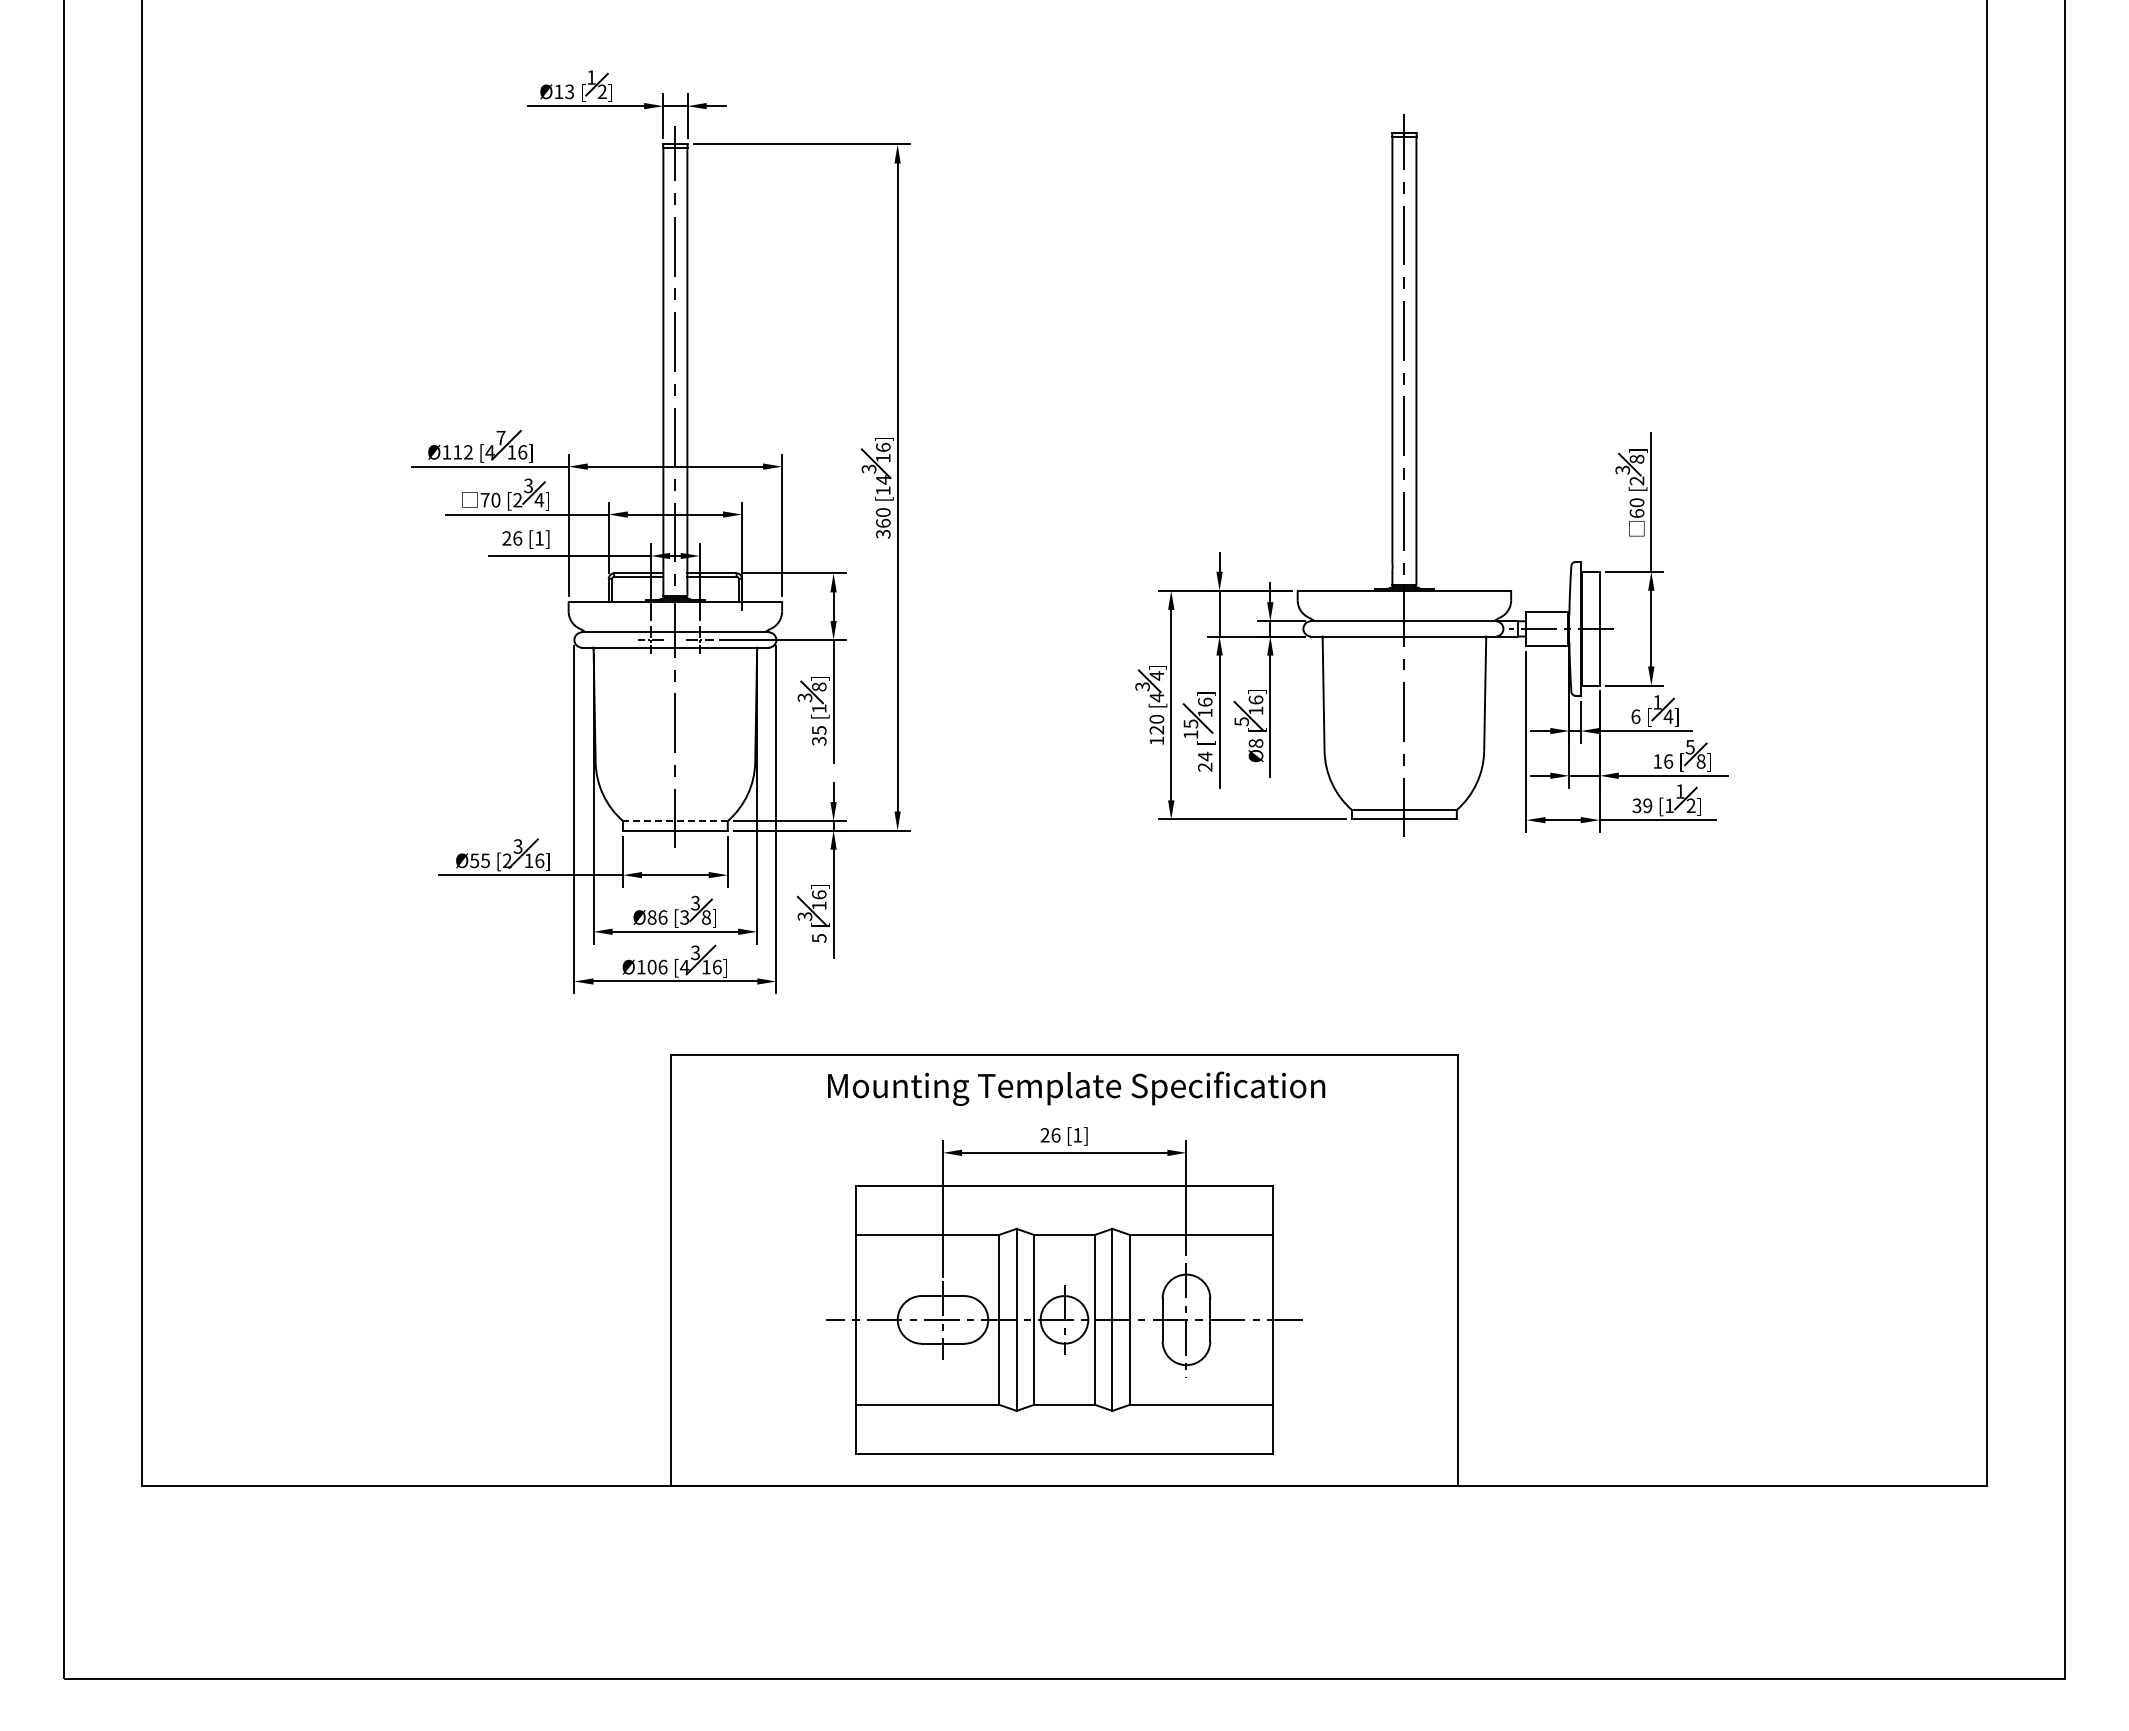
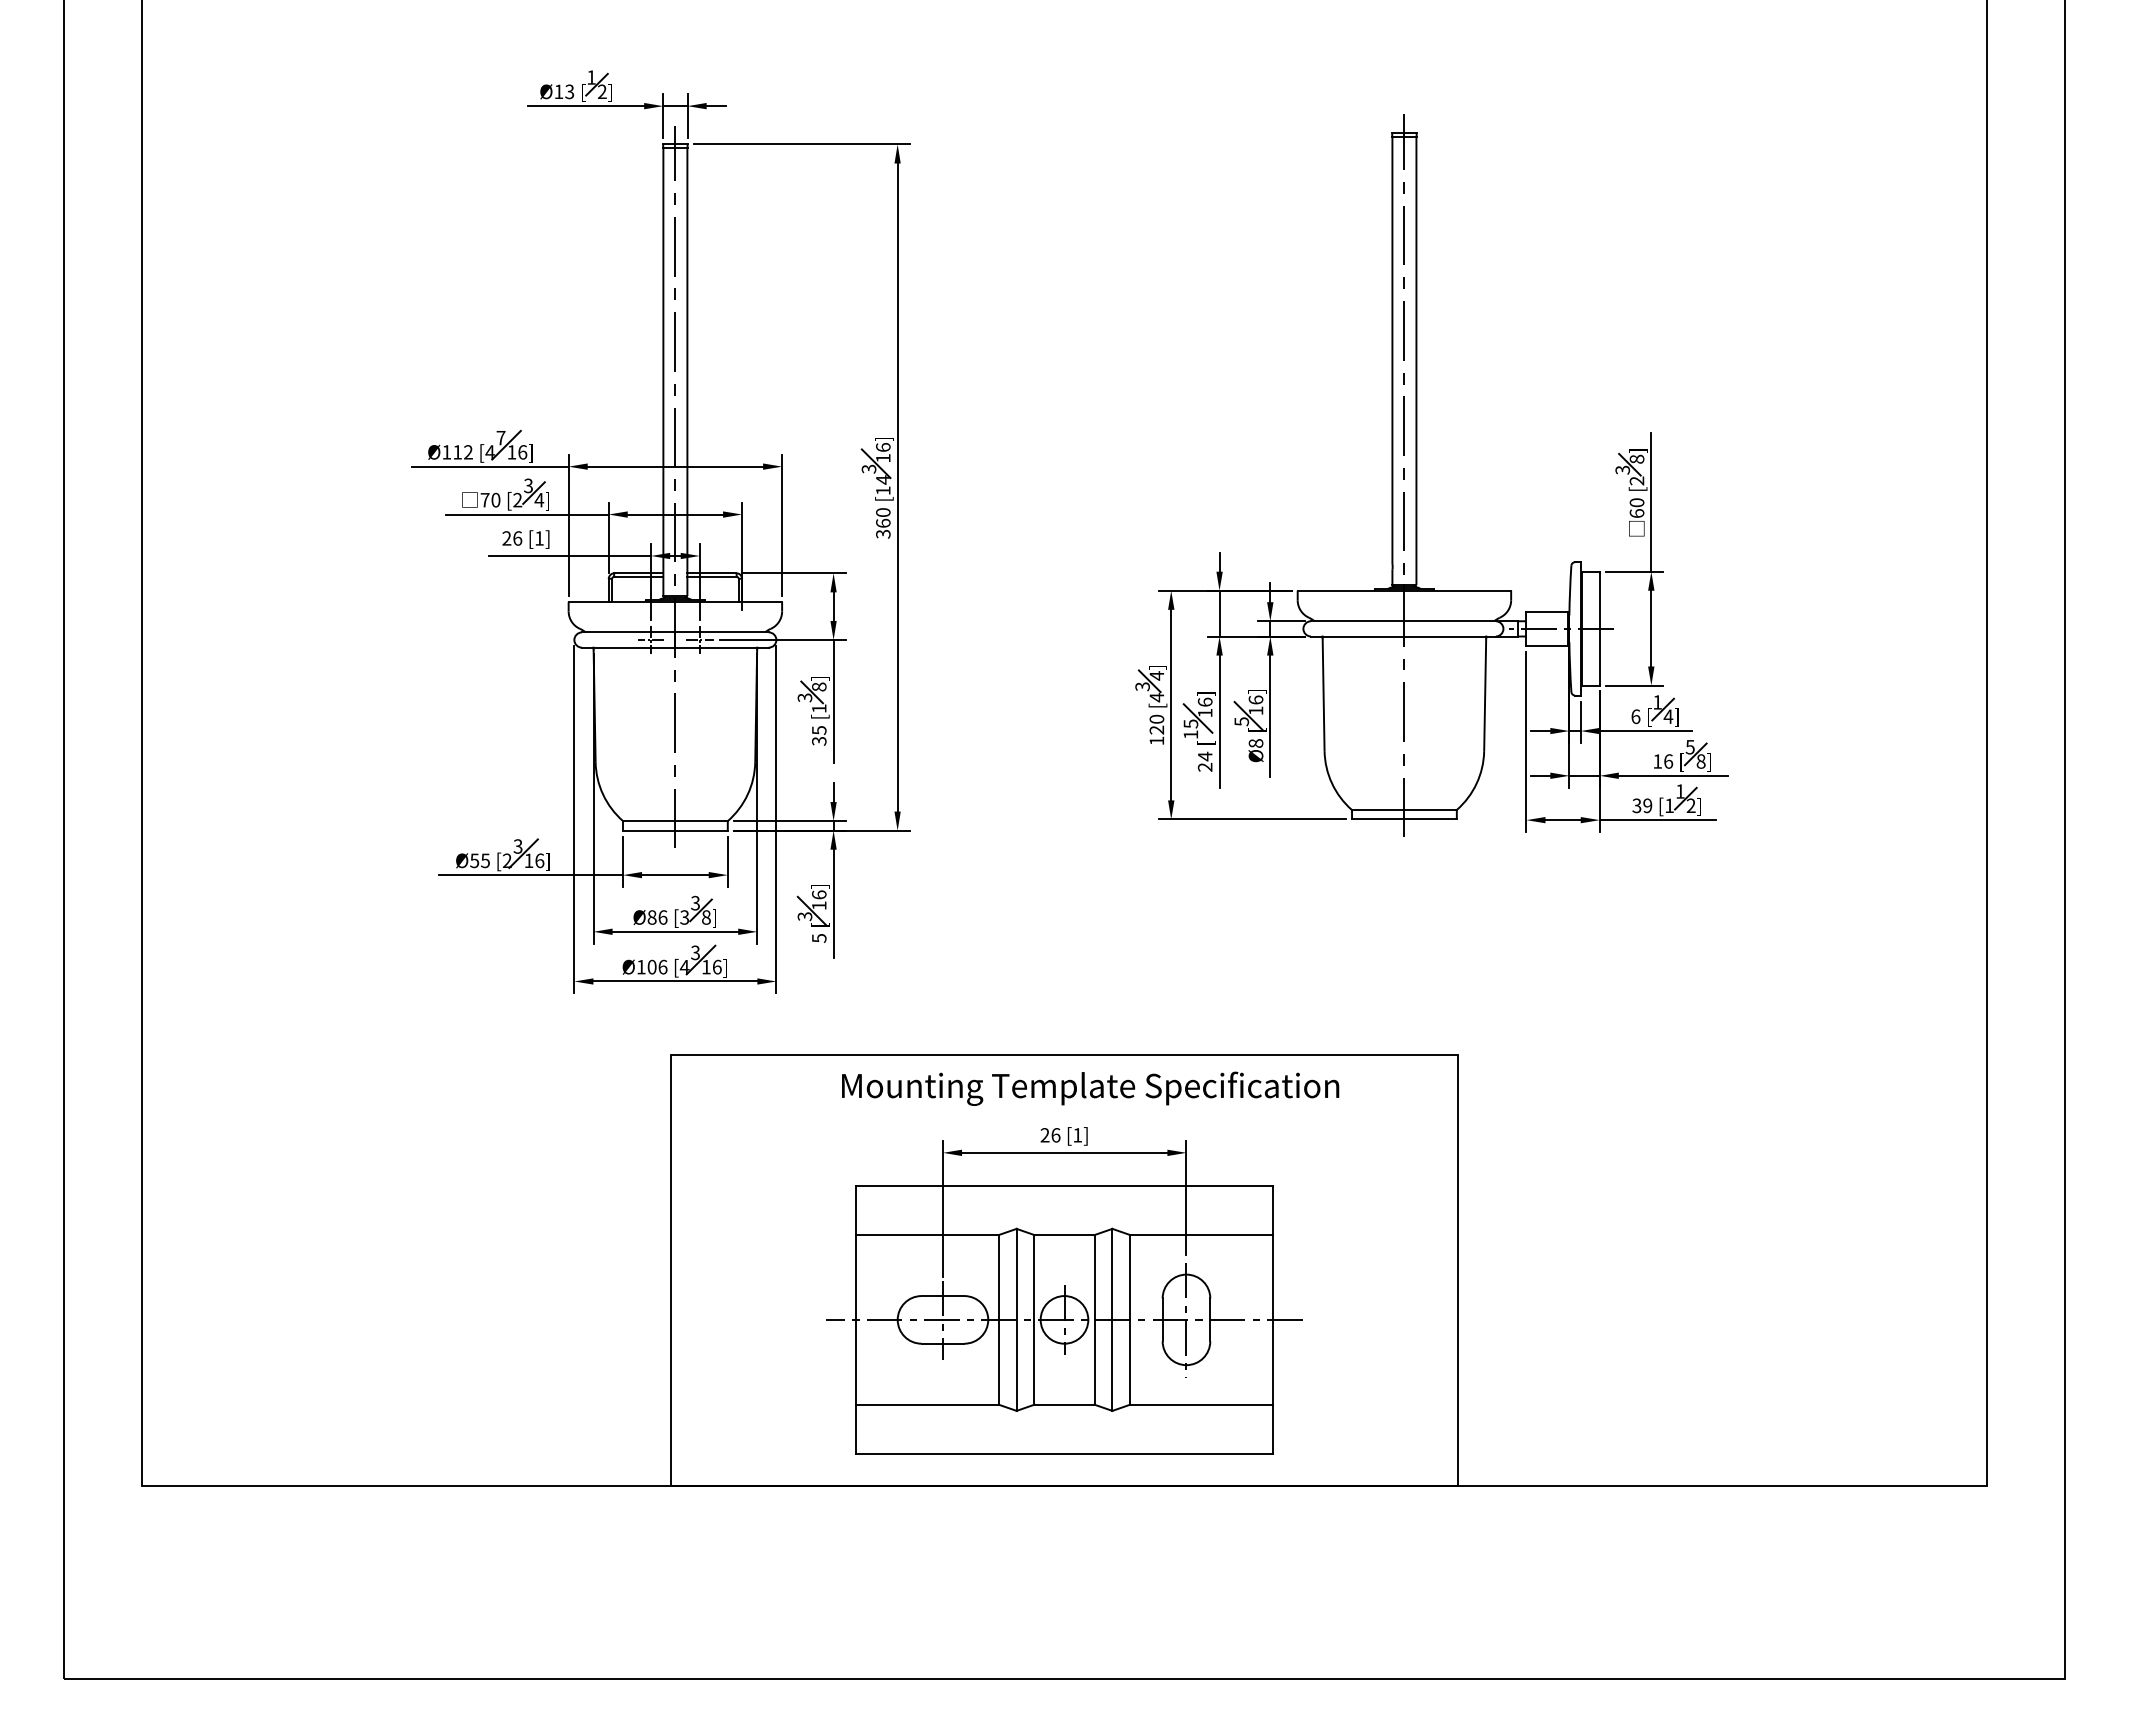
line: dashed -> solid (674, 821)
text position: (1076, 1088) -> (1090, 1088) (1090, 1088)
